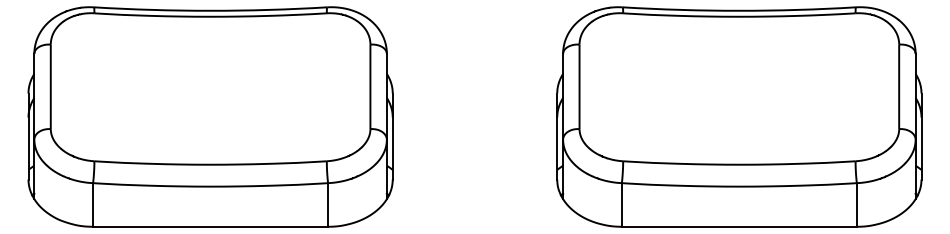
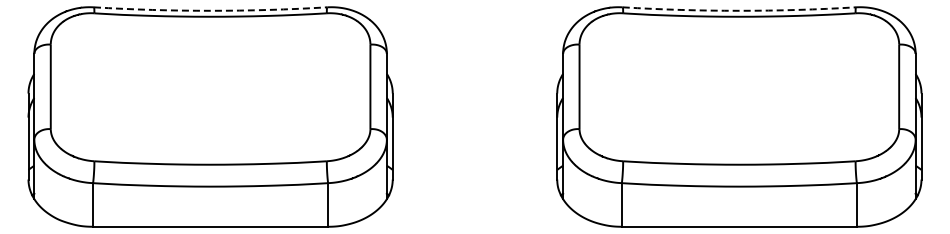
line: solid -> dashed (210, 10)
line: solid -> dashed (739, 10)
